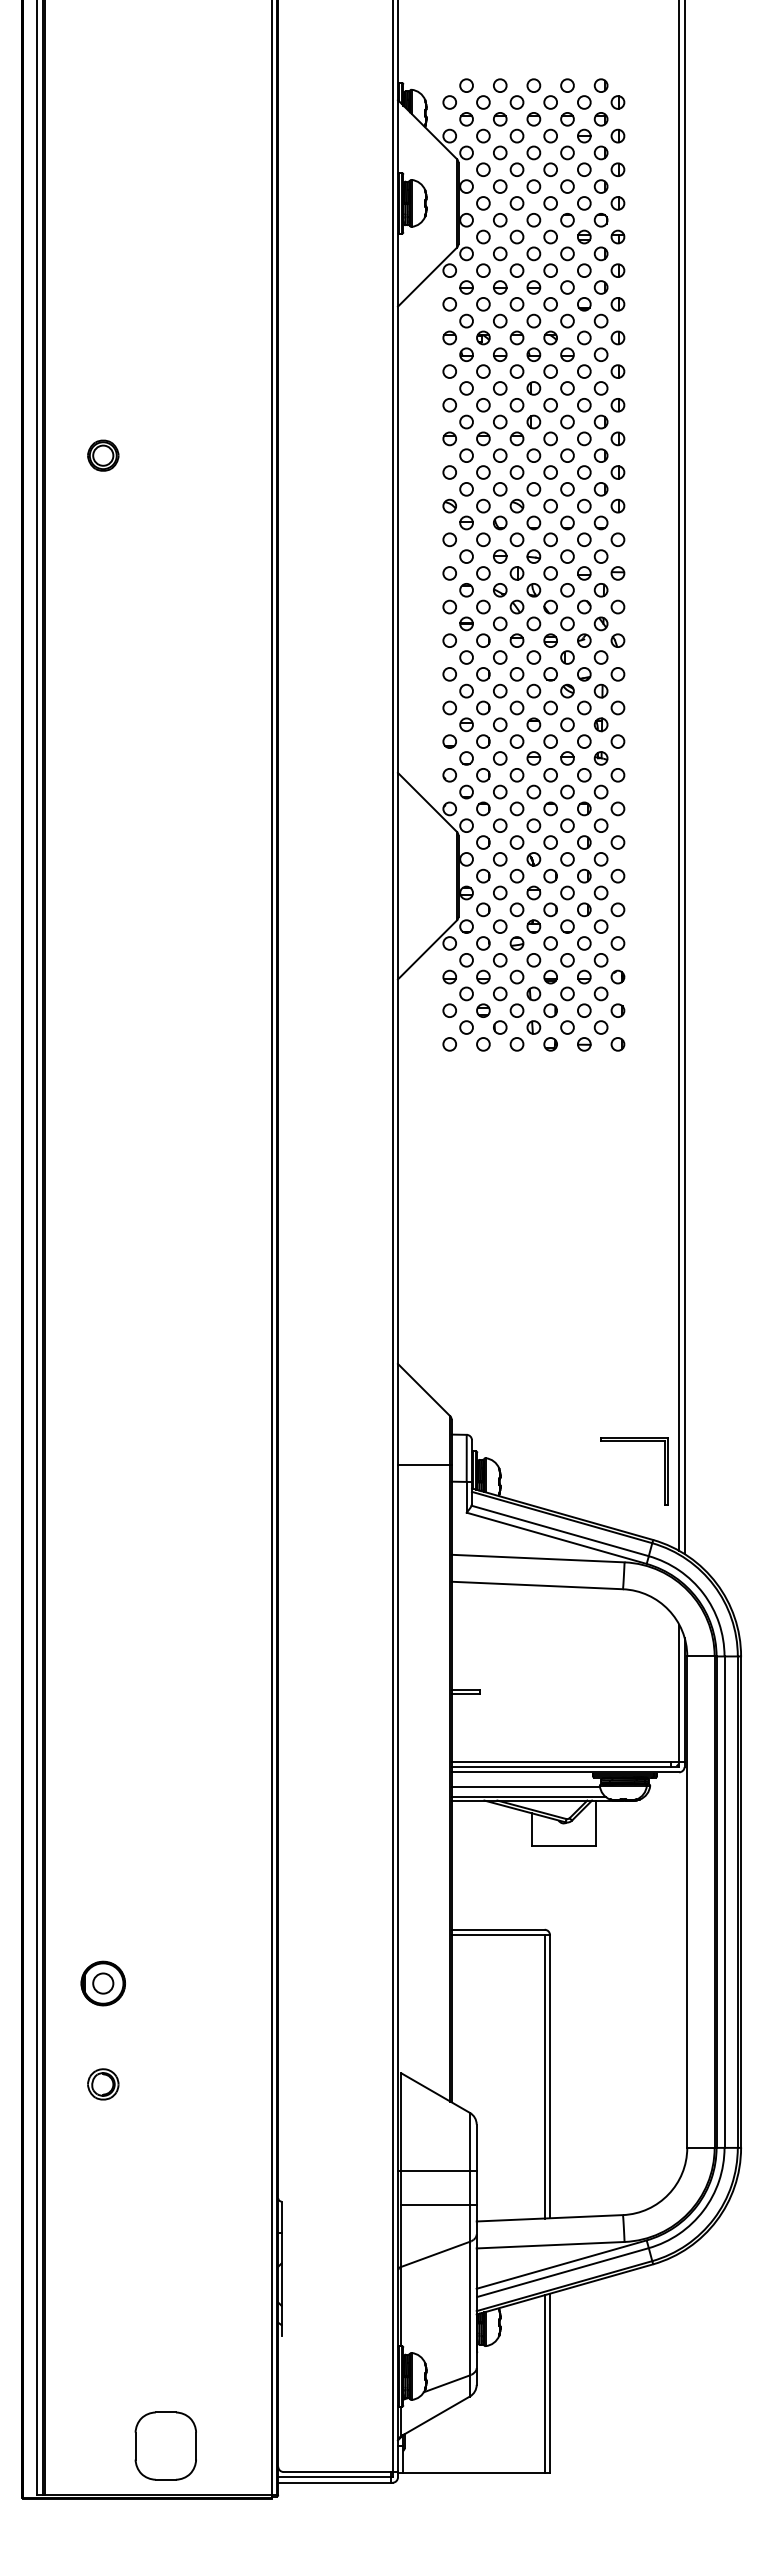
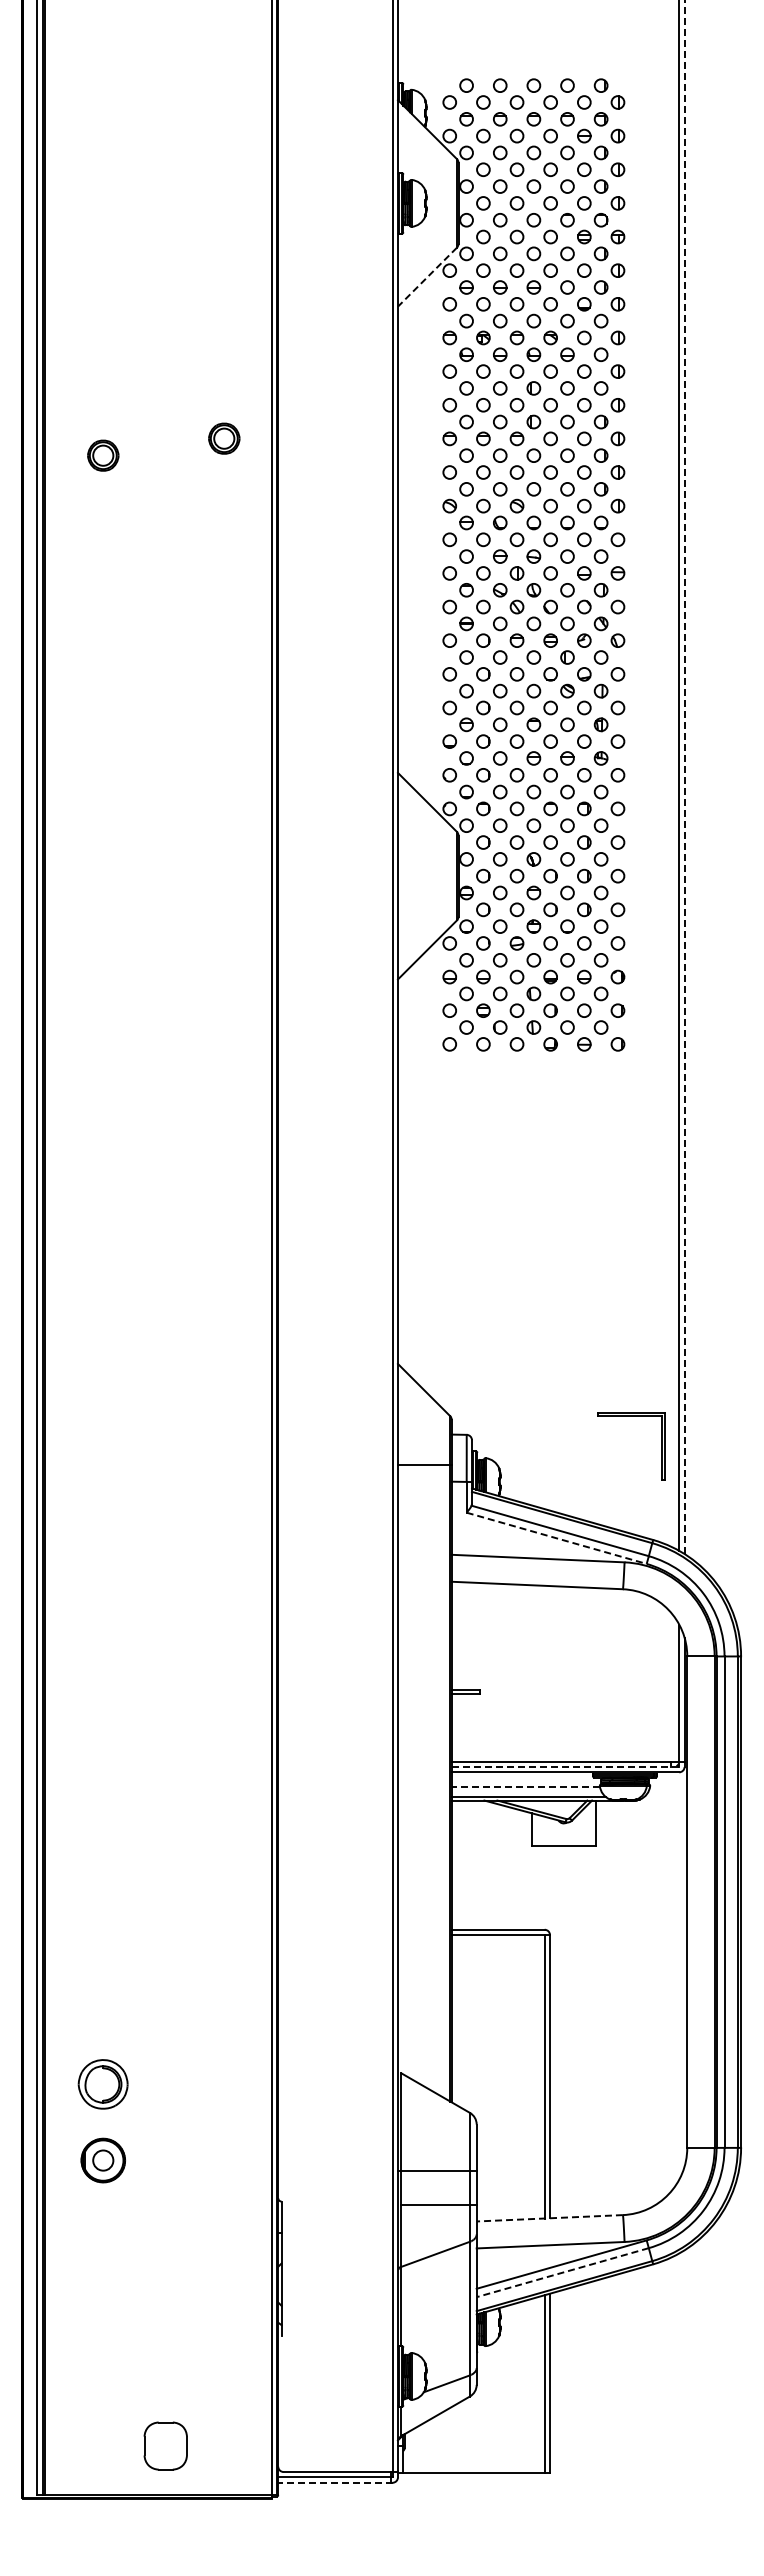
line: solid -> dashed (427, 277)
part: none -> present (224, 438)
line: solid -> dashed (684, 777)
part position: (634, 1441) -> (631, 1416) (631, 1416)
line: solid -> dashed (556, 1538)
line: solid -> dashed (565, 1766)
line: solid -> dashed (525, 1787)
part position: (102, 1983) -> (102, 2160) (102, 2160)
part size: 33x33 px -> 52x51 px (102, 2084)
line: solid -> dashed (549, 2218)
line: solid -> dashed (562, 2272)
part size: 63x70 px -> 45x50 px (165, 2445)
line: solid -> dashed (334, 2482)
